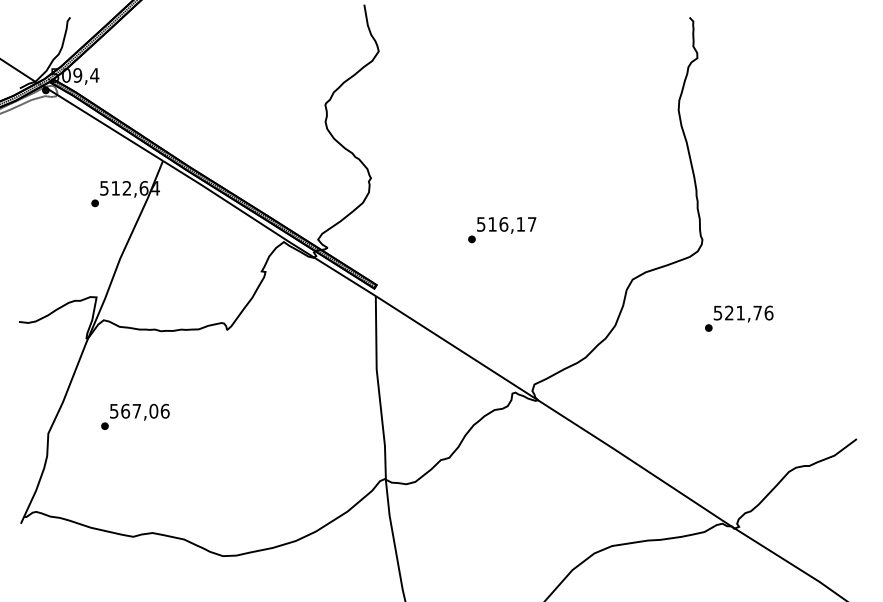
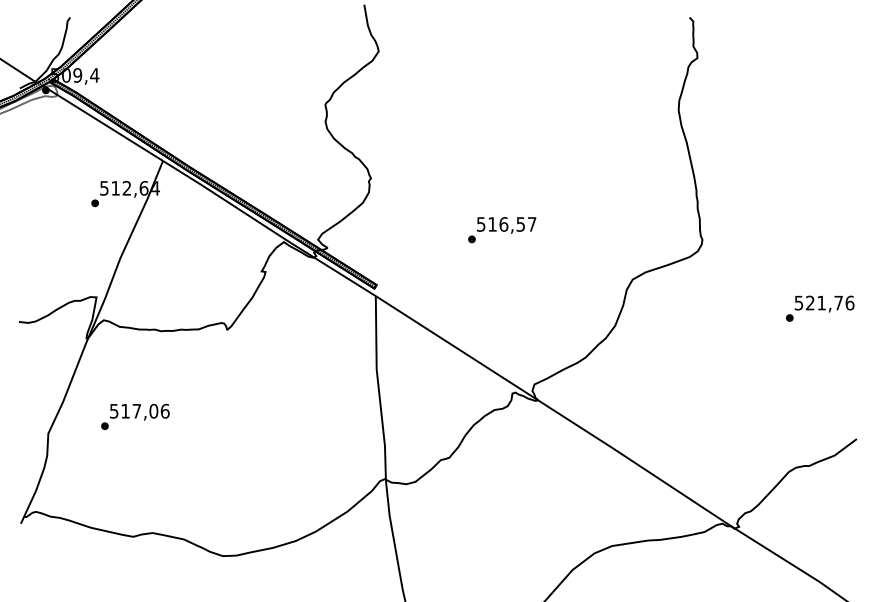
text: 516,17 -> 516,57 (520, 224)
text position: (739, 318) -> (820, 308) (820, 308)
text: 567,06 -> 517,06 (125, 410)
